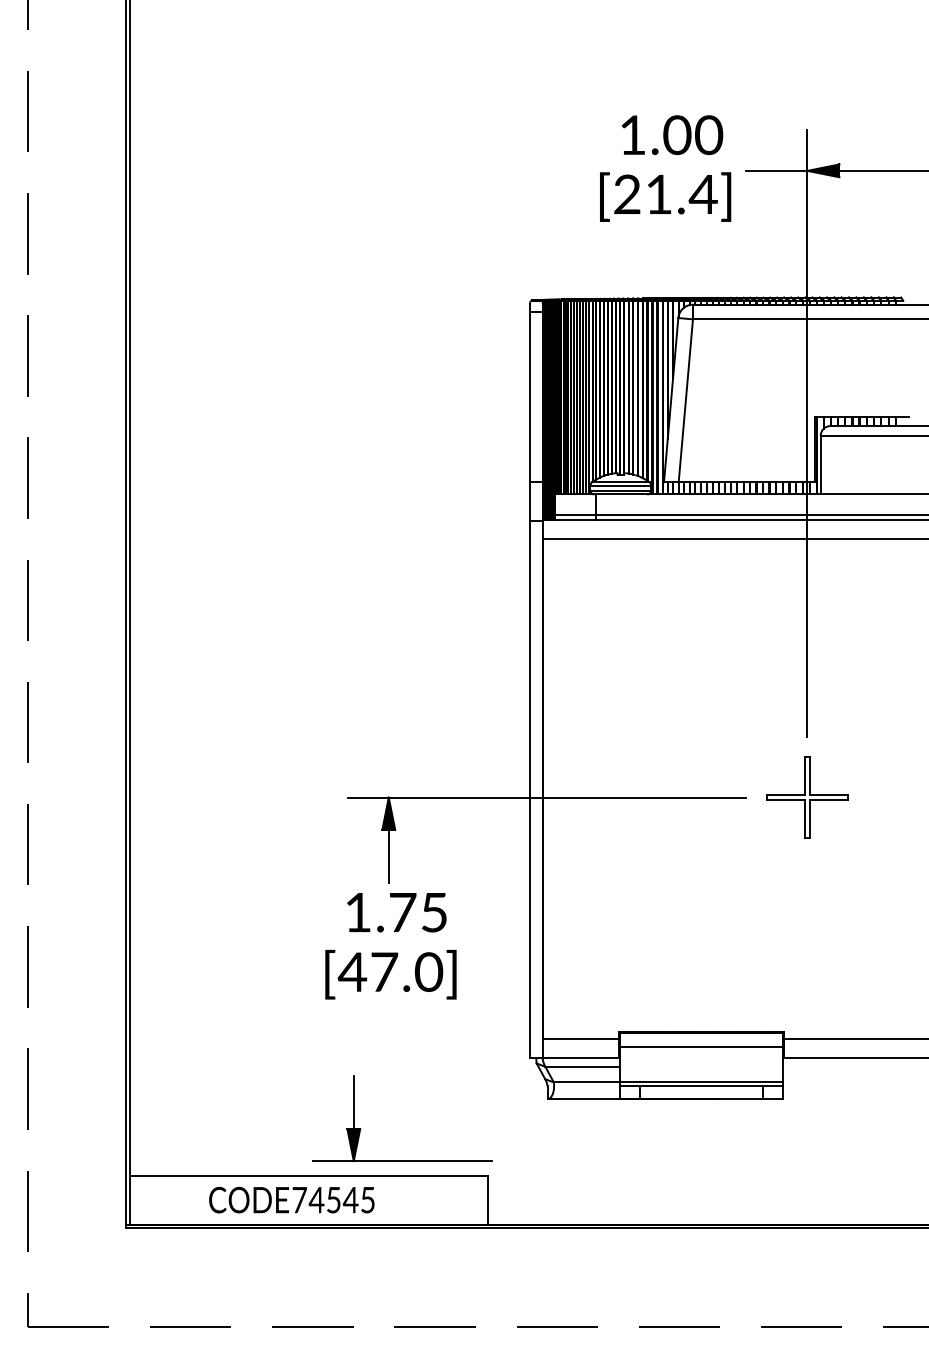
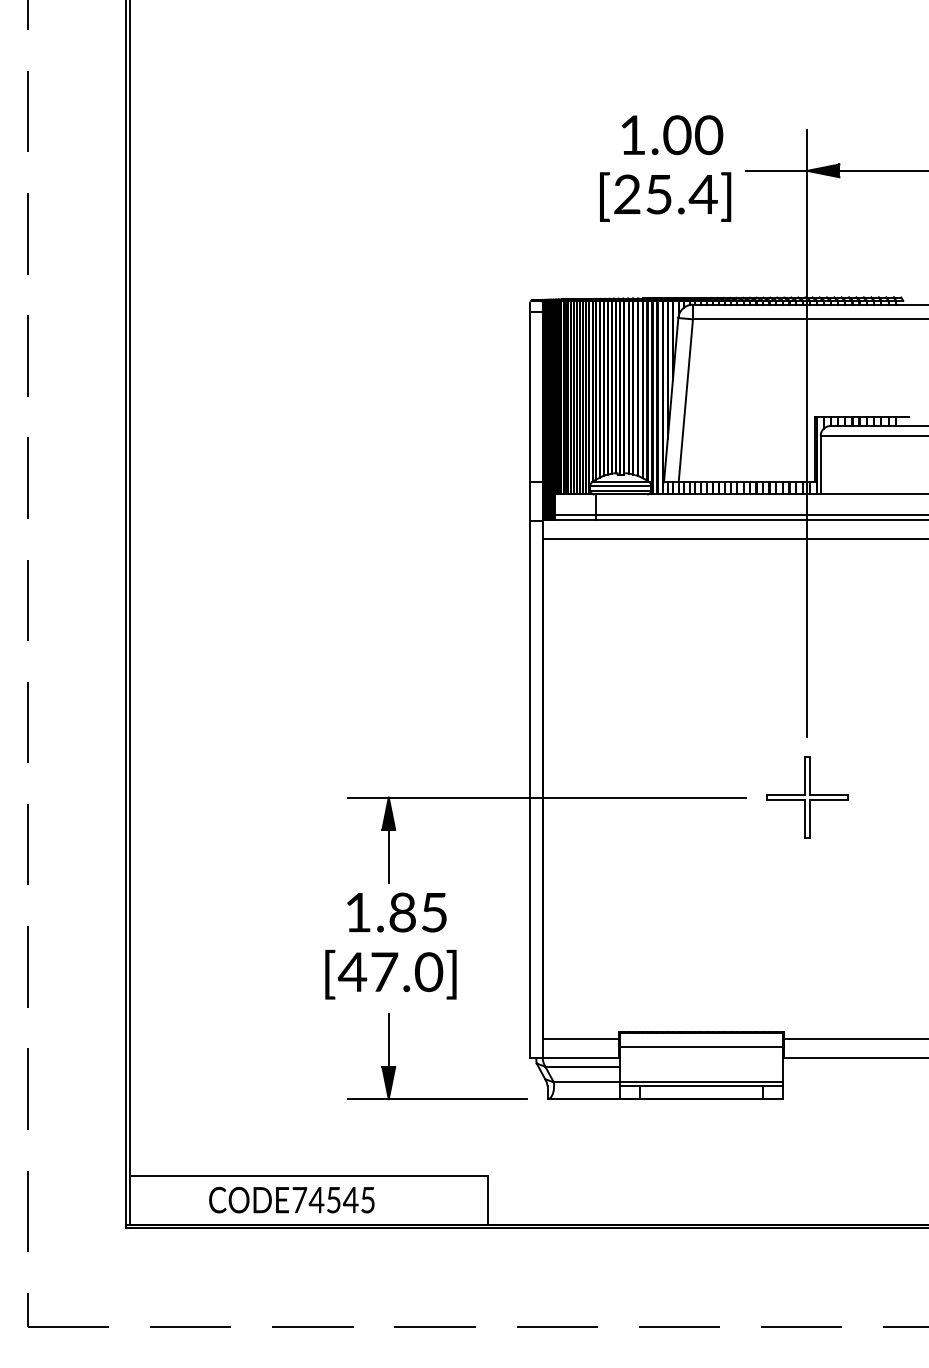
text: [21.4] -> [25.4] (658, 194)
text: 1.75 -> 1.85 (402, 912)
part position: (402, 1160) -> (437, 1098) (437, 1098)
